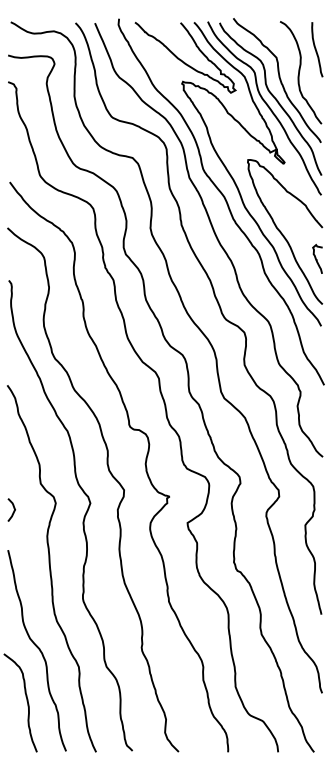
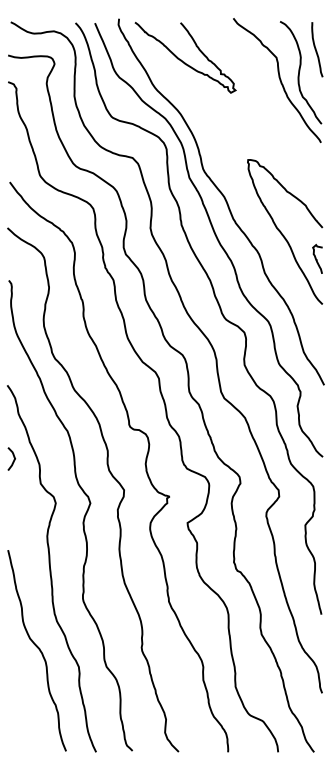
part: present -> none (235, 181)
curve position: (13, 508) -> (13, 457) (13, 457)
curve: present -> none (26, 701)
